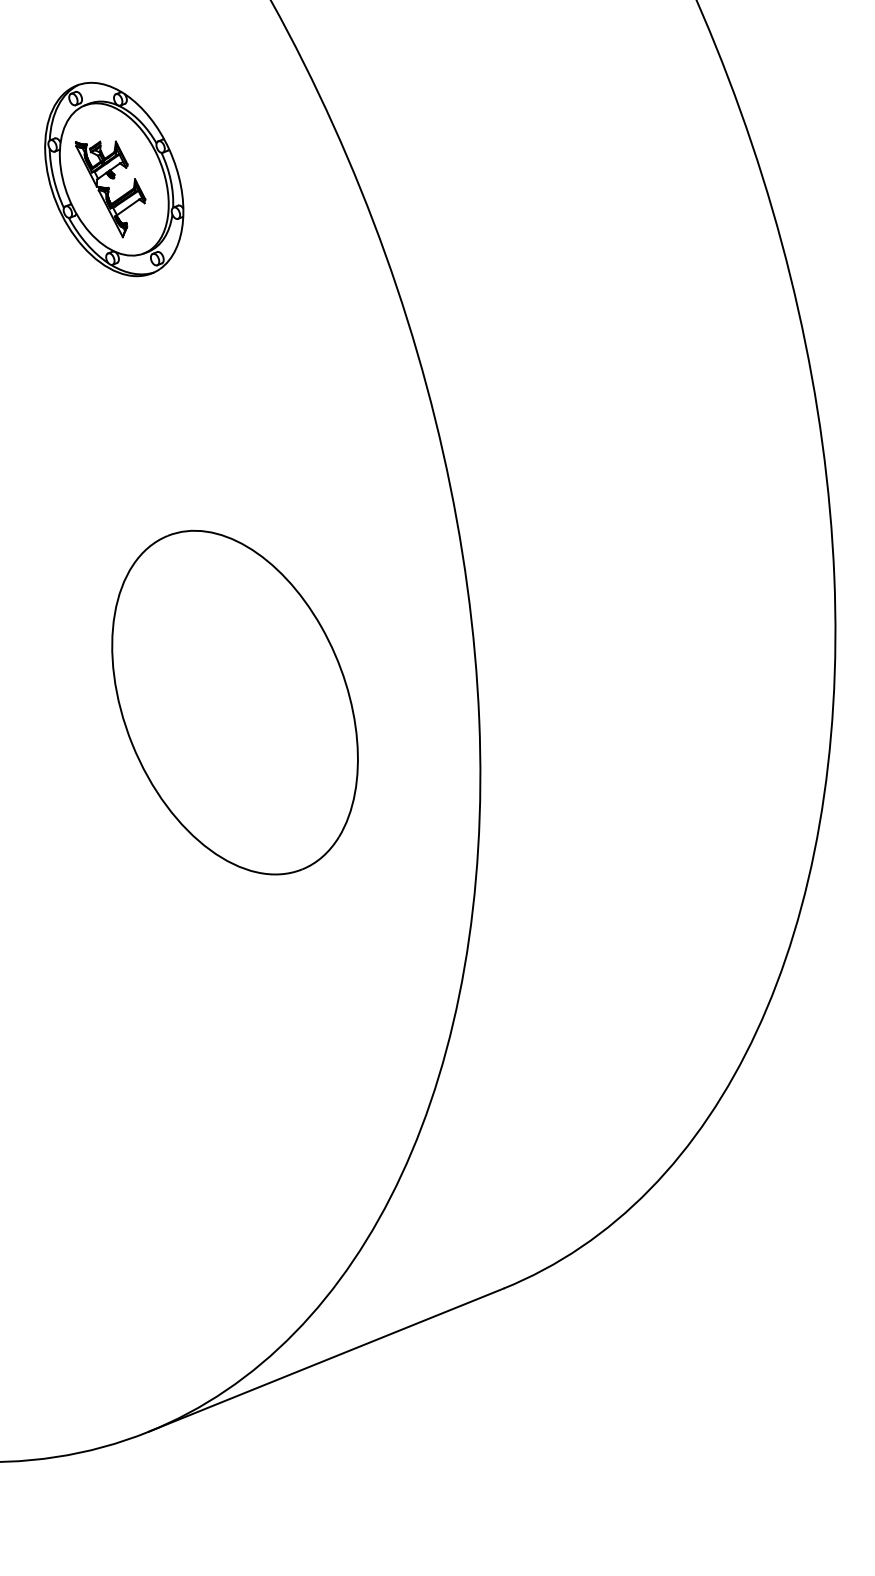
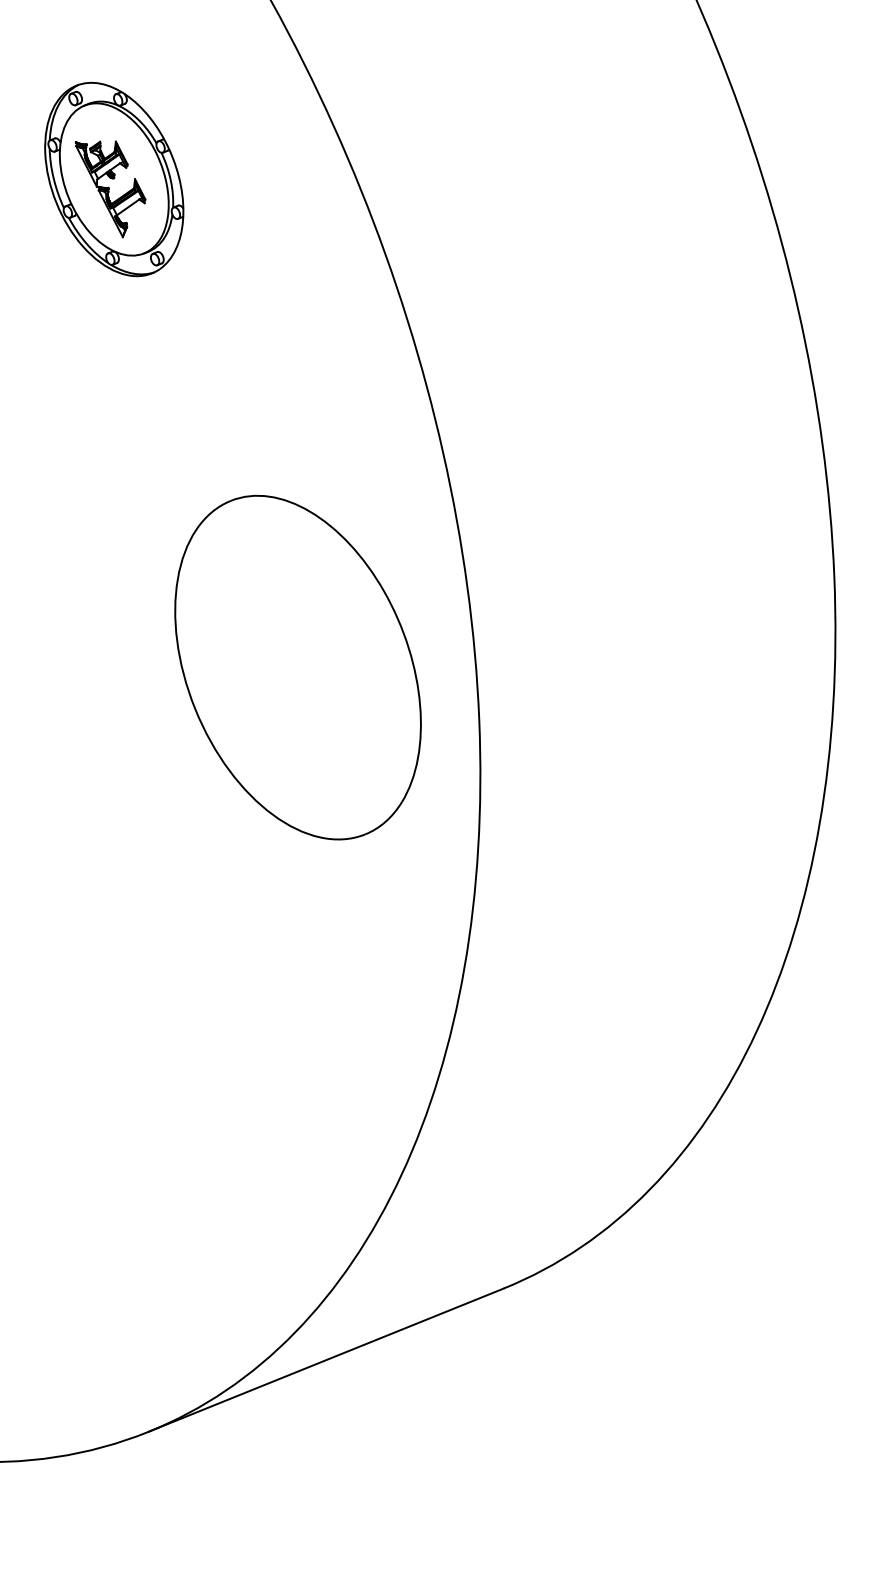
part position: (234, 702) -> (297, 667) (297, 667)
